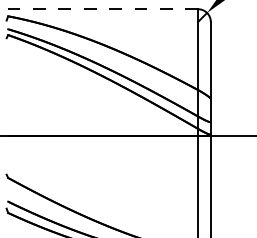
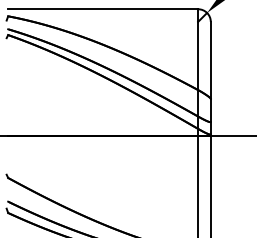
line: dashed -> solid (102, 9)
